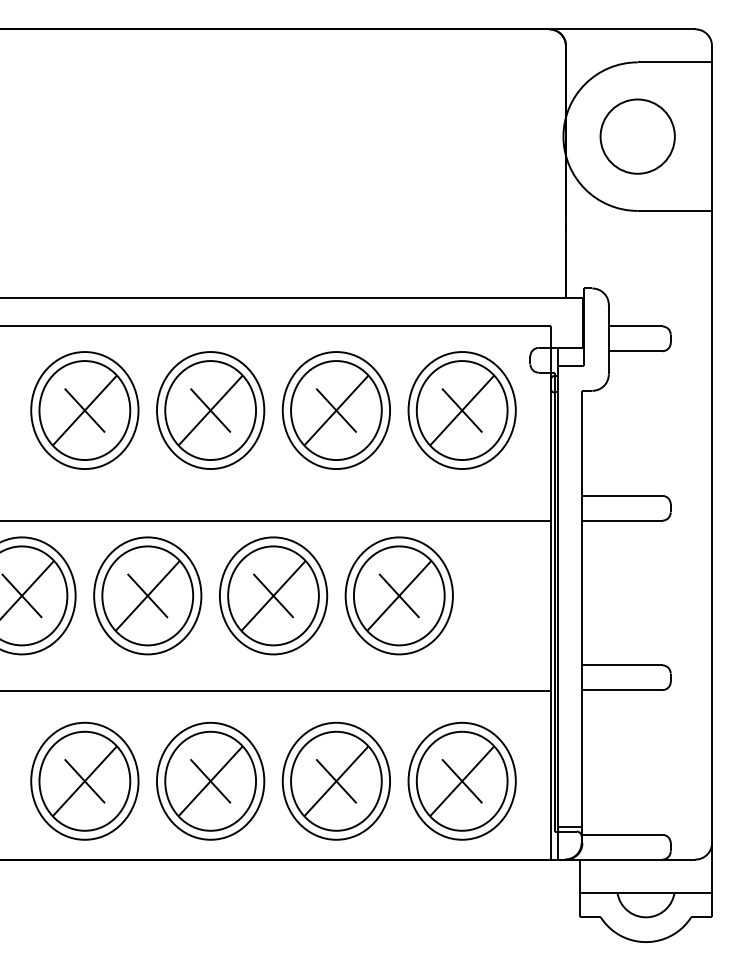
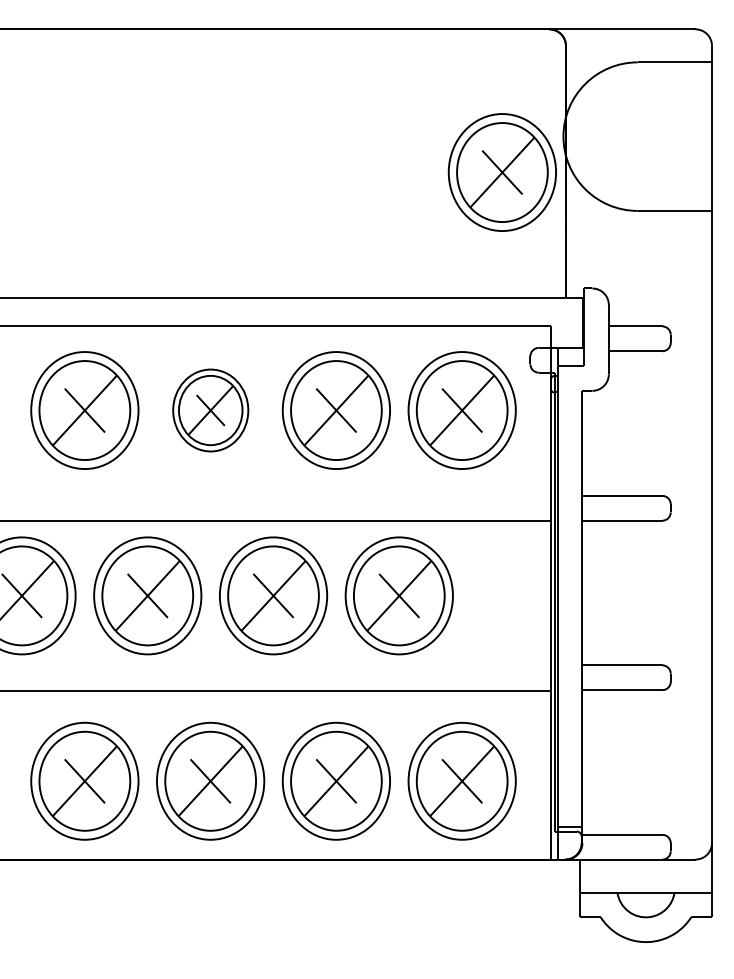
part: present -> none (637, 136)
part: none -> present (501, 172)
part size: 110x119 px -> 78x85 px (210, 410)
